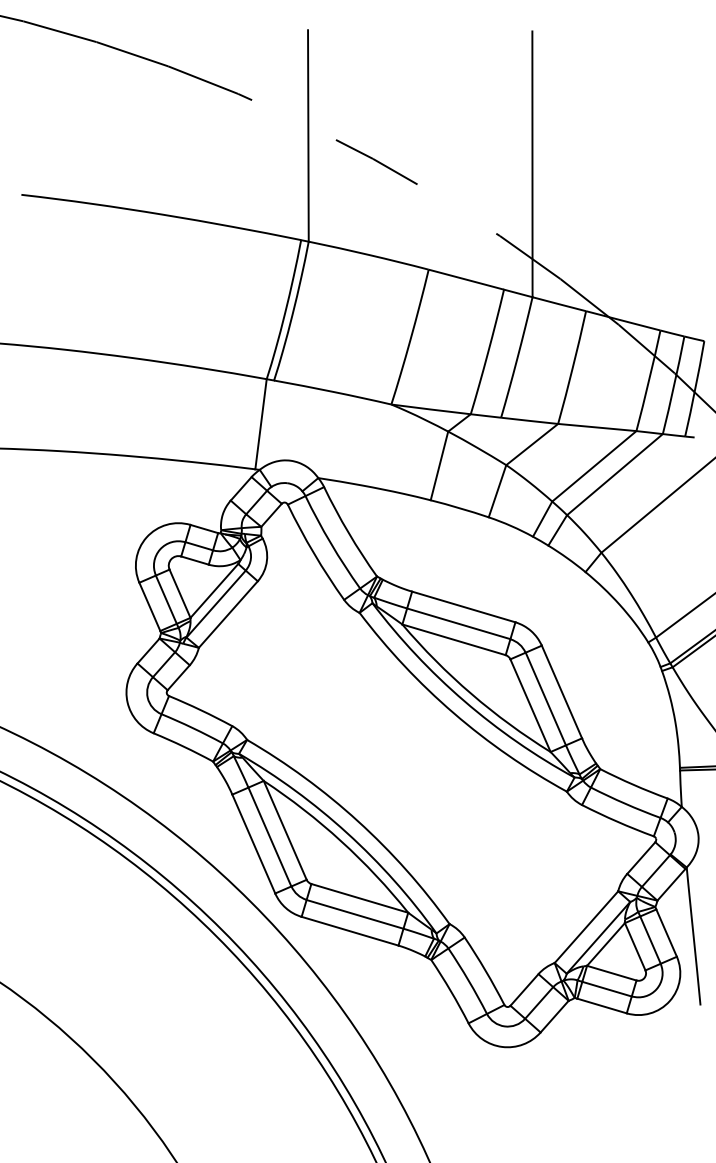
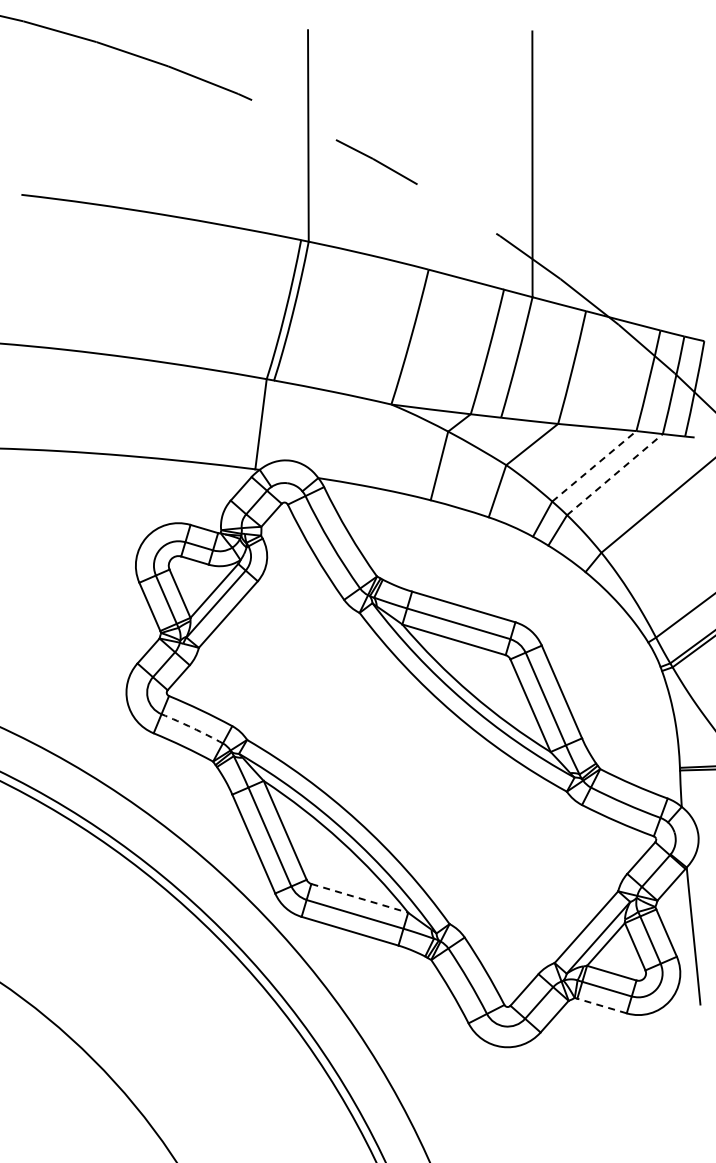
line: solid -> dashed (594, 466)
line: solid -> dashed (614, 474)
arc: solid -> dashed (192, 728)
line: solid -> dashed (359, 898)
line: solid -> dashed (602, 1006)
